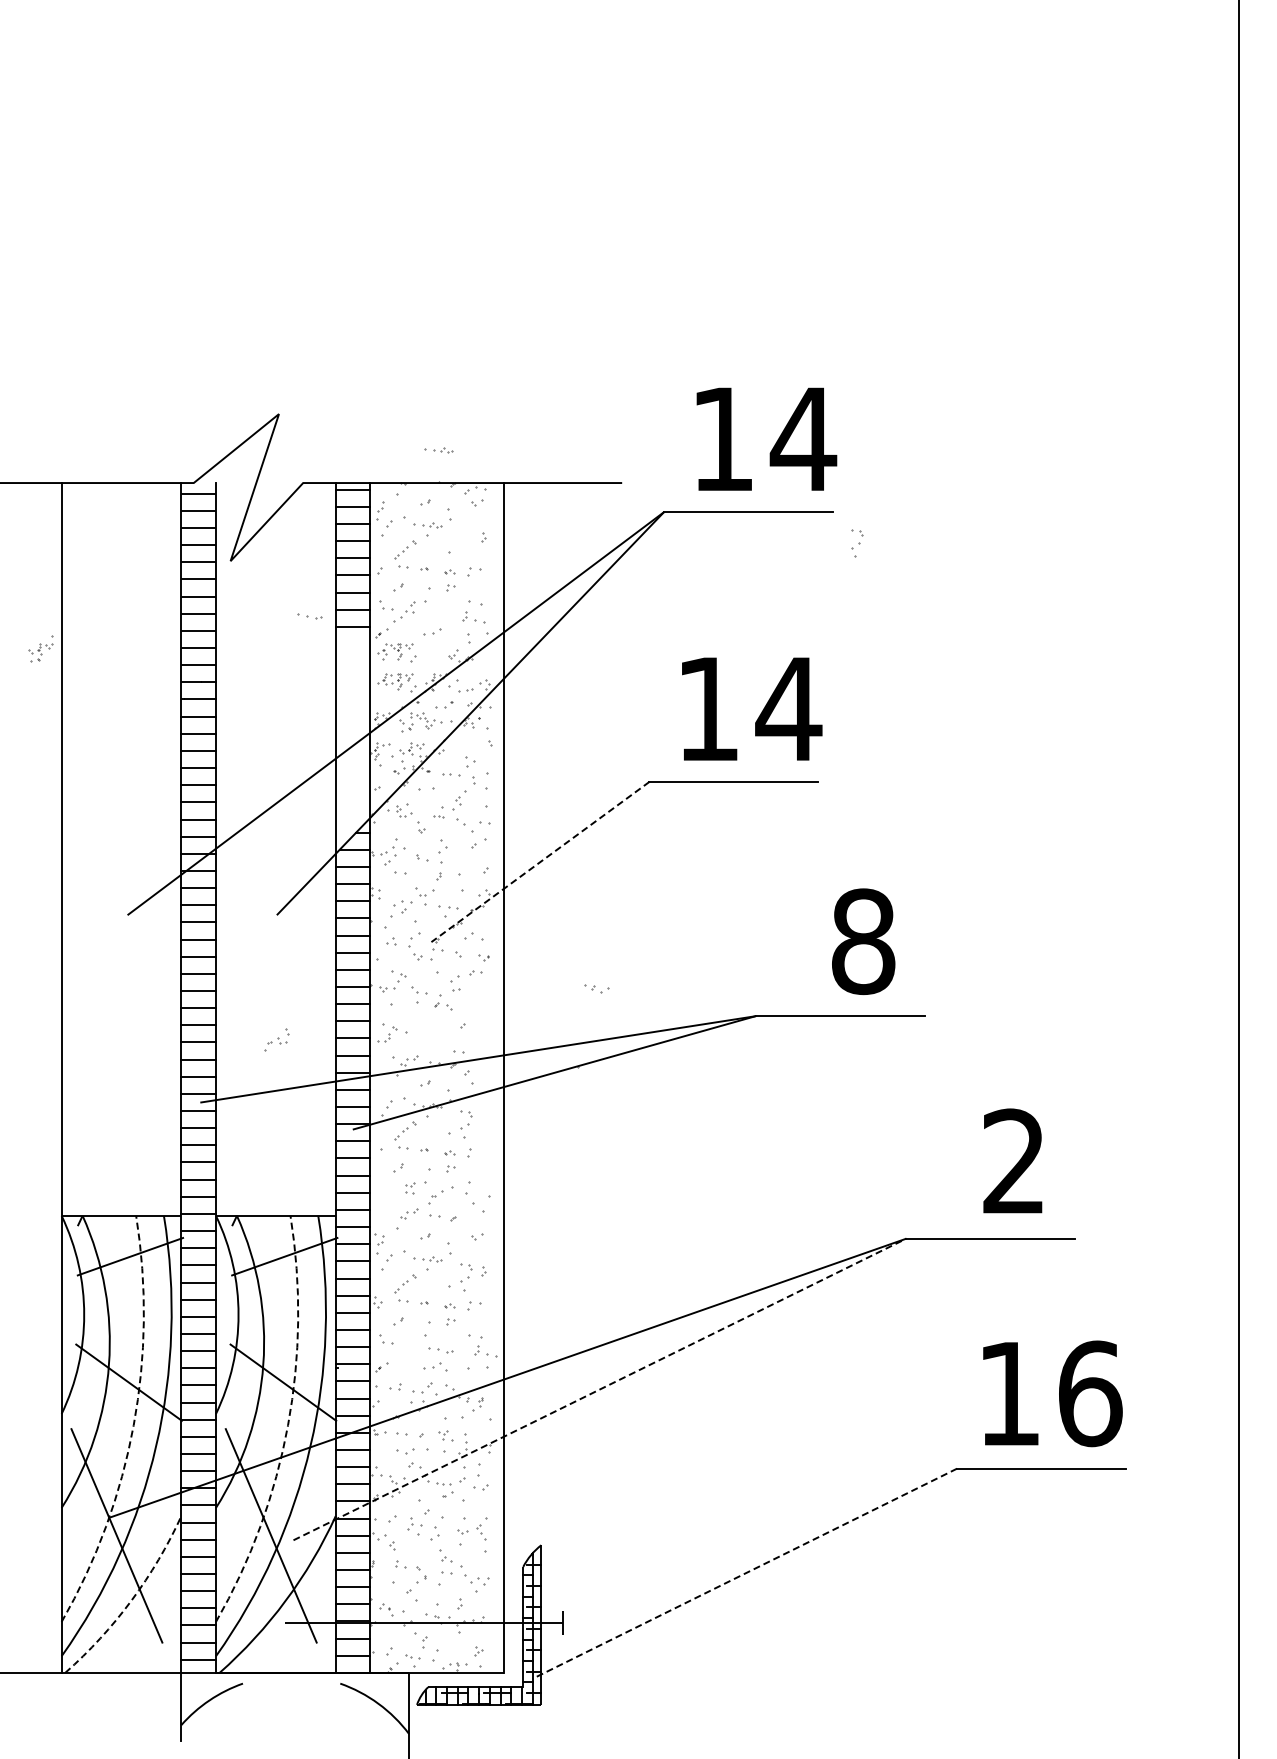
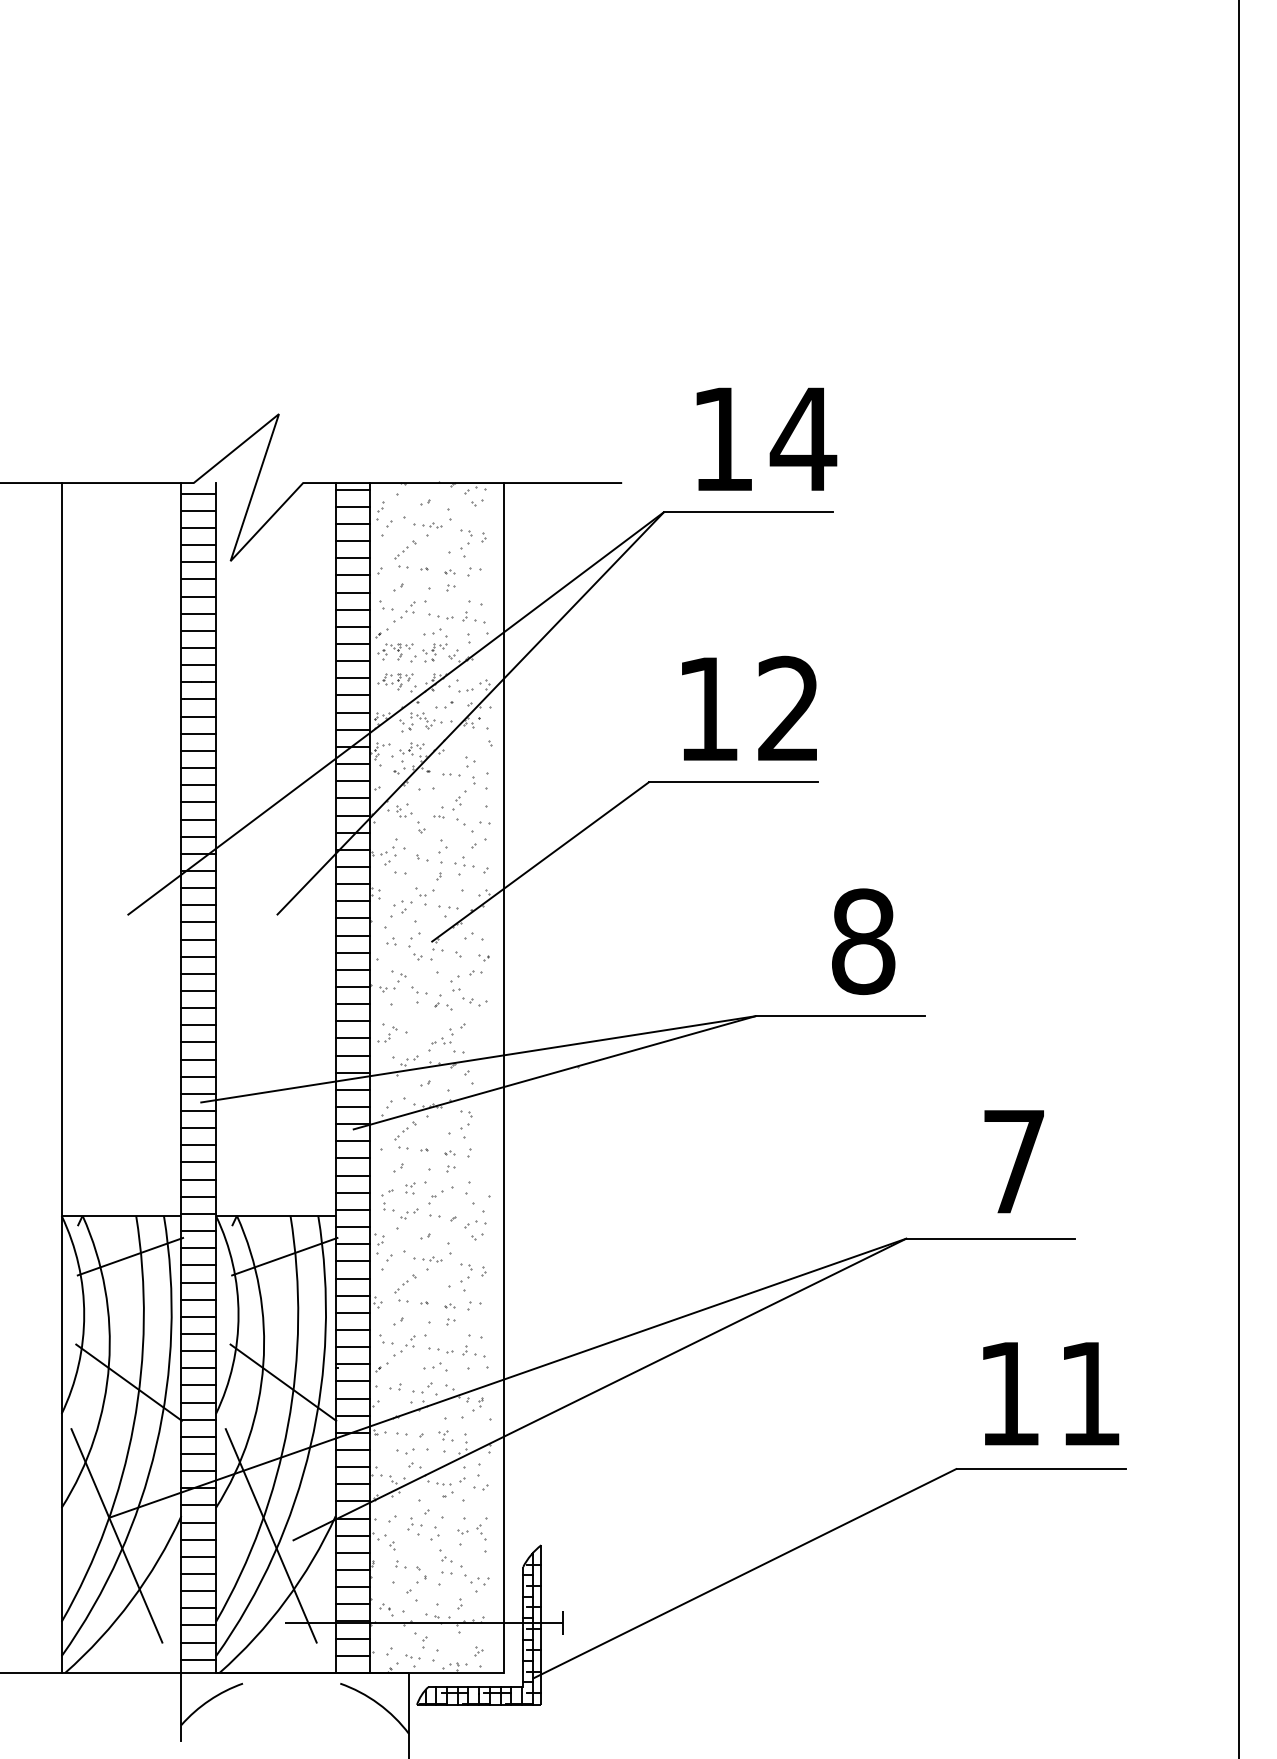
part: present -> none (438, 450)
part position: (857, 543) -> (466, 543) (466, 543)
part position: (309, 616) -> (440, 616) (440, 616)
part position: (40, 648) -> (434, 648) (434, 648)
text: 14 -> 12 (788, 707)
hatch: none -> present (352, 746)
part: none -> present (464, 861)
line: dashed -> solid (540, 862)
part position: (596, 988) -> (474, 1001) (474, 1001)
part position: (276, 1039) -> (440, 1039) (440, 1039)
text: 2 -> 7 (1013, 1160)
part: none -> present (387, 1200)
part: none -> present (475, 1224)
part: none -> present (404, 1345)
part position: (485, 1351) -> (473, 1351) (473, 1351)
line: dashed -> solid (599, 1389)
text: 16 -> 11 (1090, 1393)
arc: dashed -> solid (133, 1425)
arc: dashed -> solid (288, 1425)
line: dashed -> solid (744, 1573)
arc: dashed -> solid (131, 1600)
